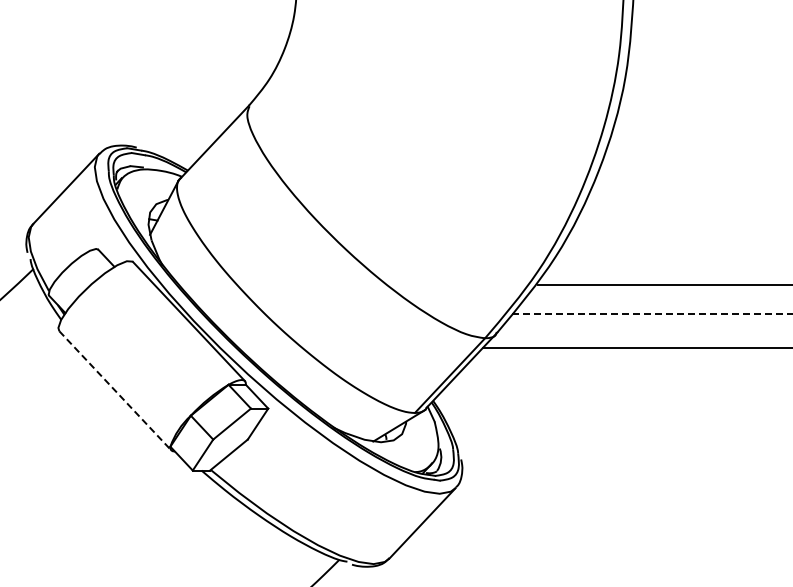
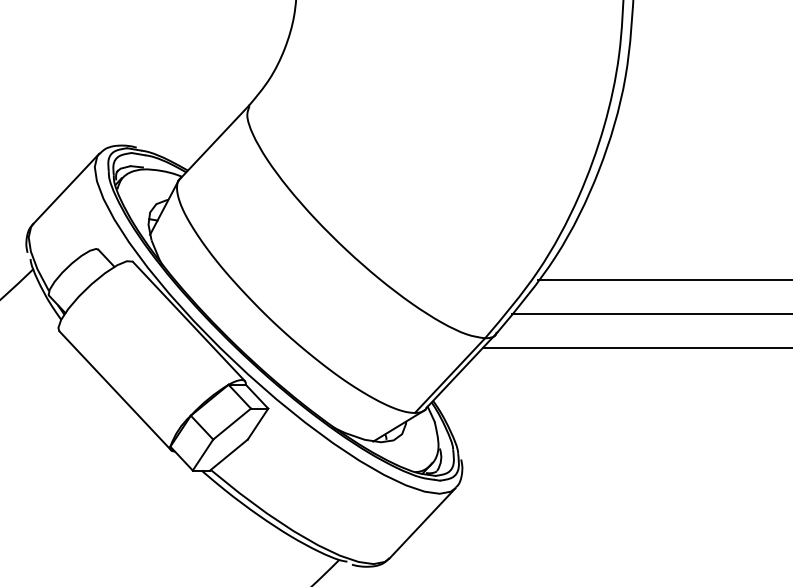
line position: (663, 285) -> (663, 280) (663, 280)
line: dashed -> solid (652, 313)
line: dashed -> solid (115, 390)
